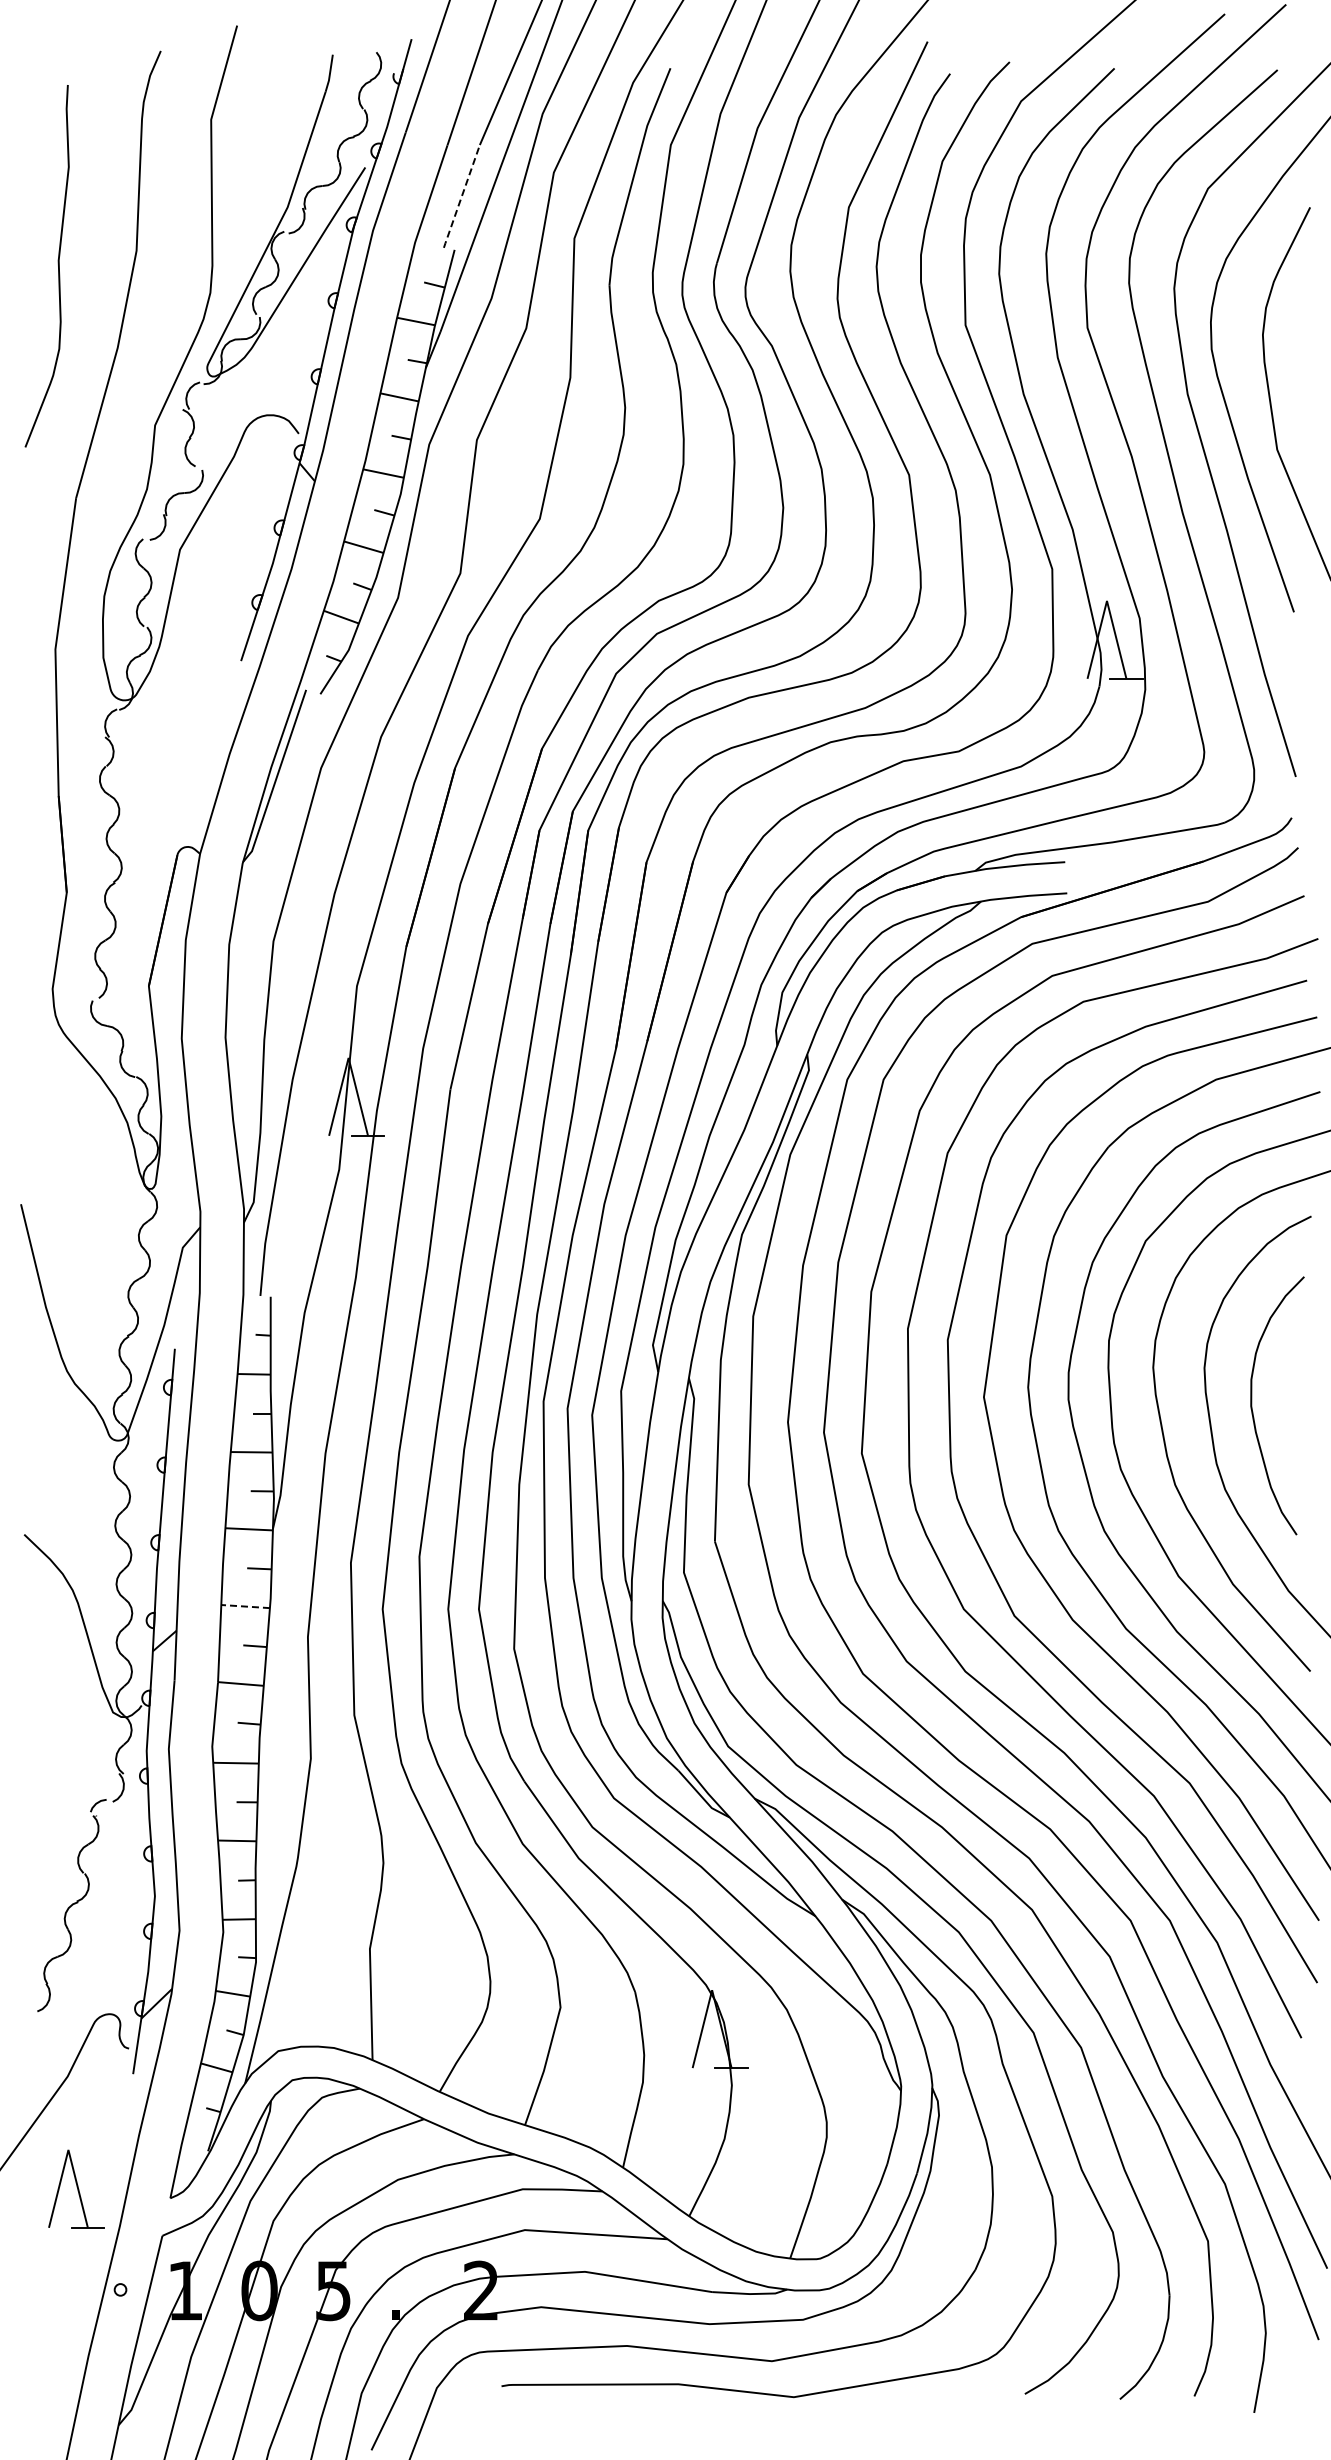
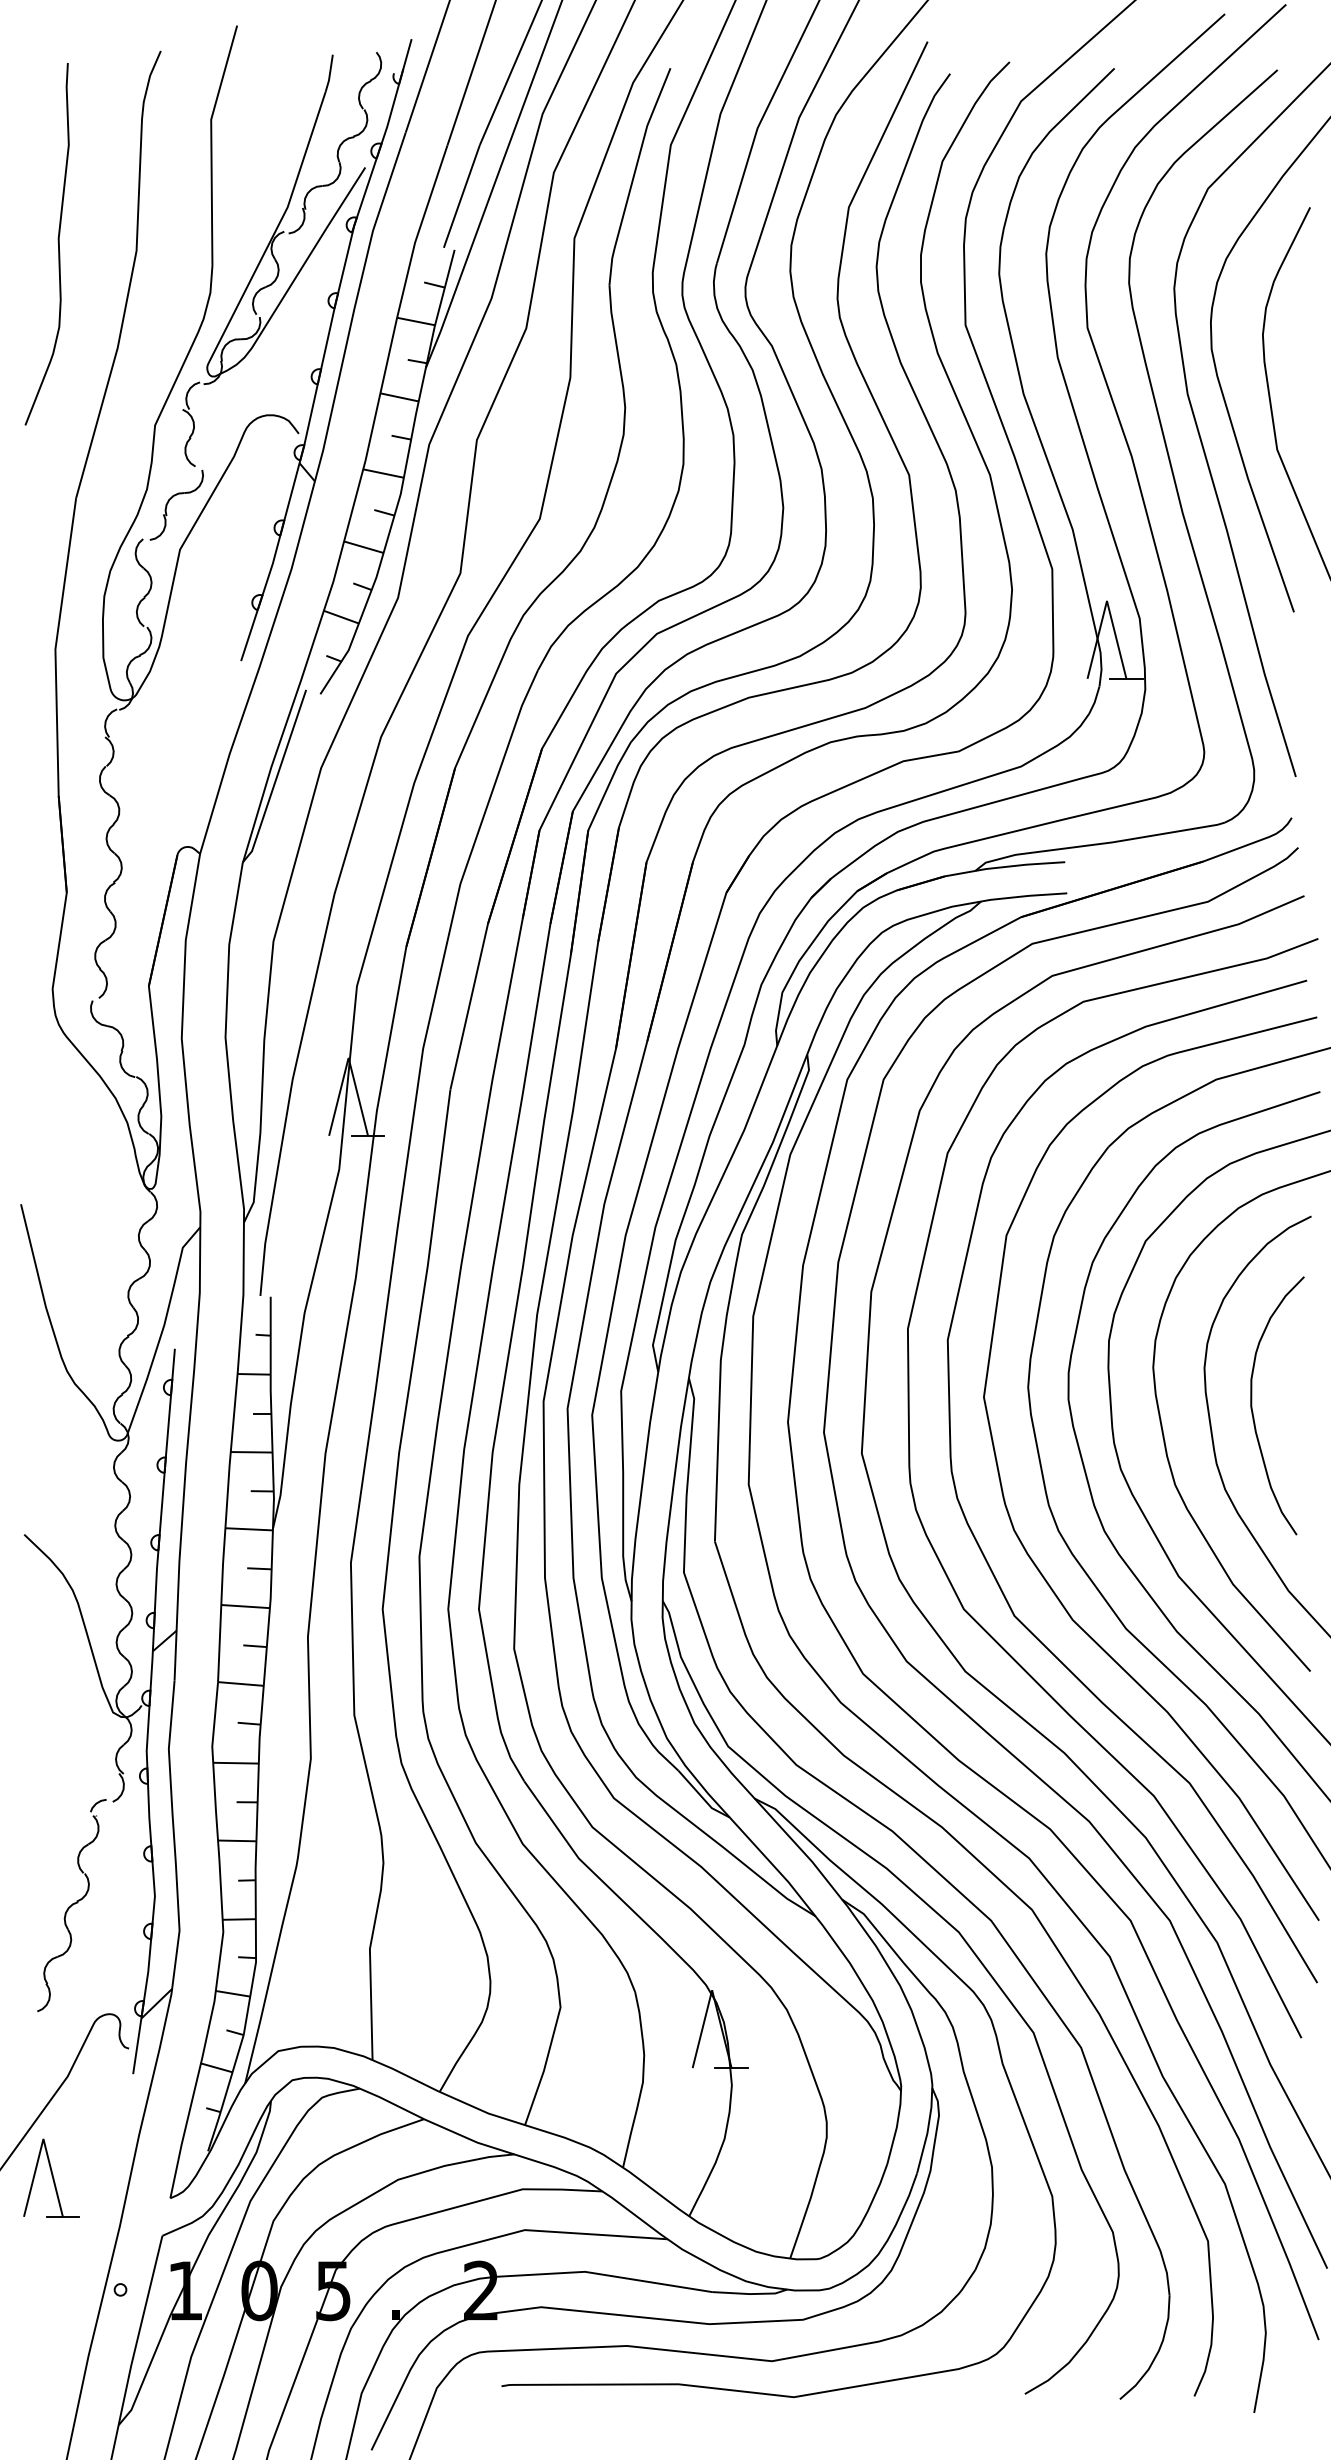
line: dashed -> solid (461, 196)
curve position: (57, 264) -> (57, 242) (57, 242)
line: dashed -> solid (245, 1606)
part position: (76, 2188) -> (51, 2177) (51, 2177)
